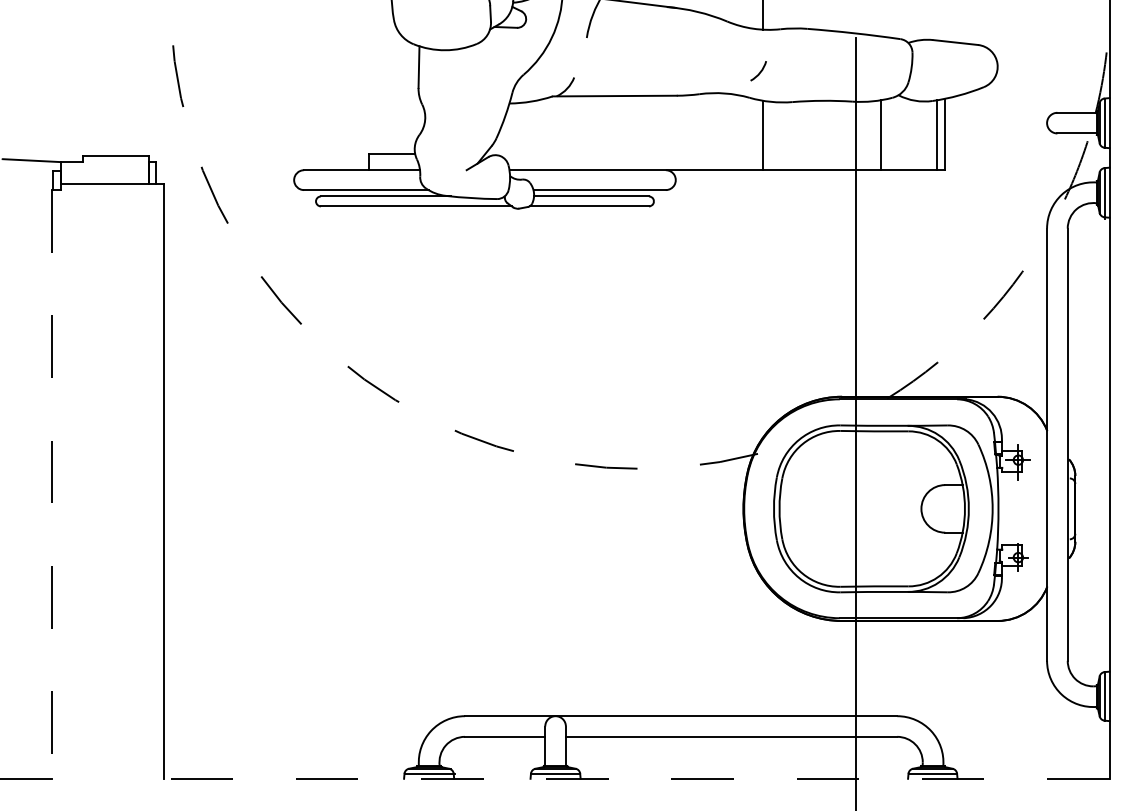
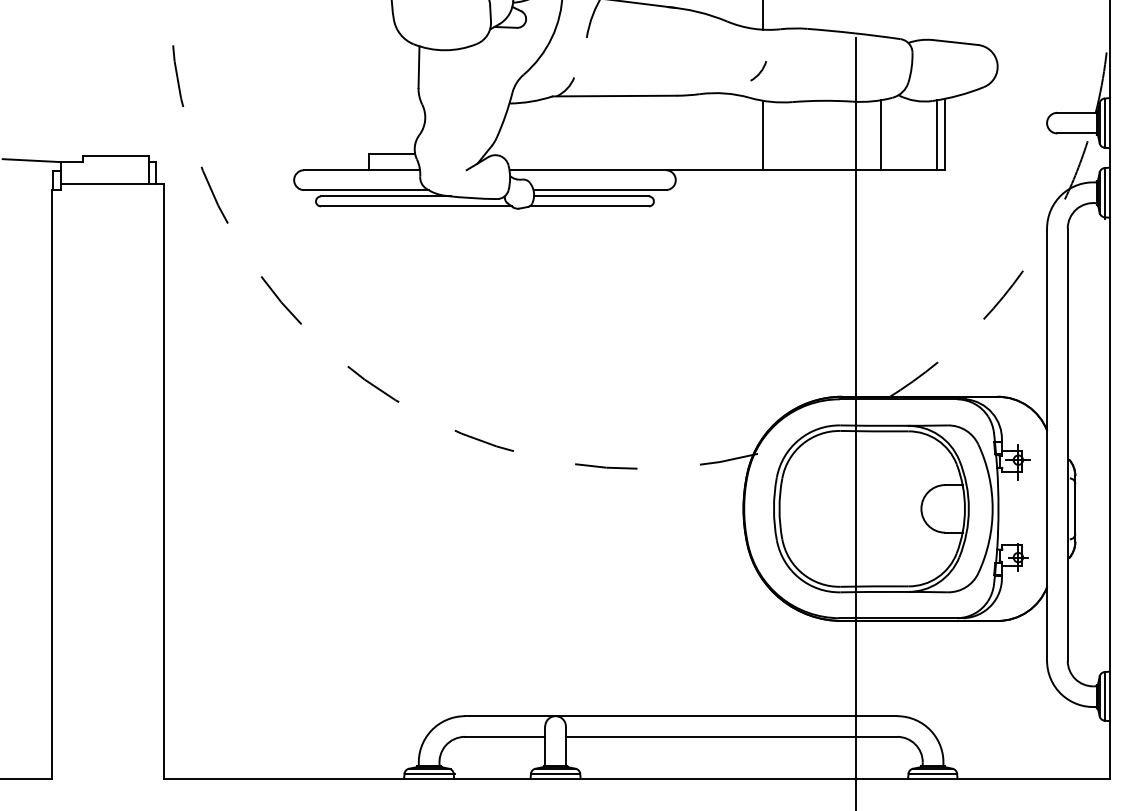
line: dashed -> solid (51, 485)
line: dashed -> solid (636, 778)
